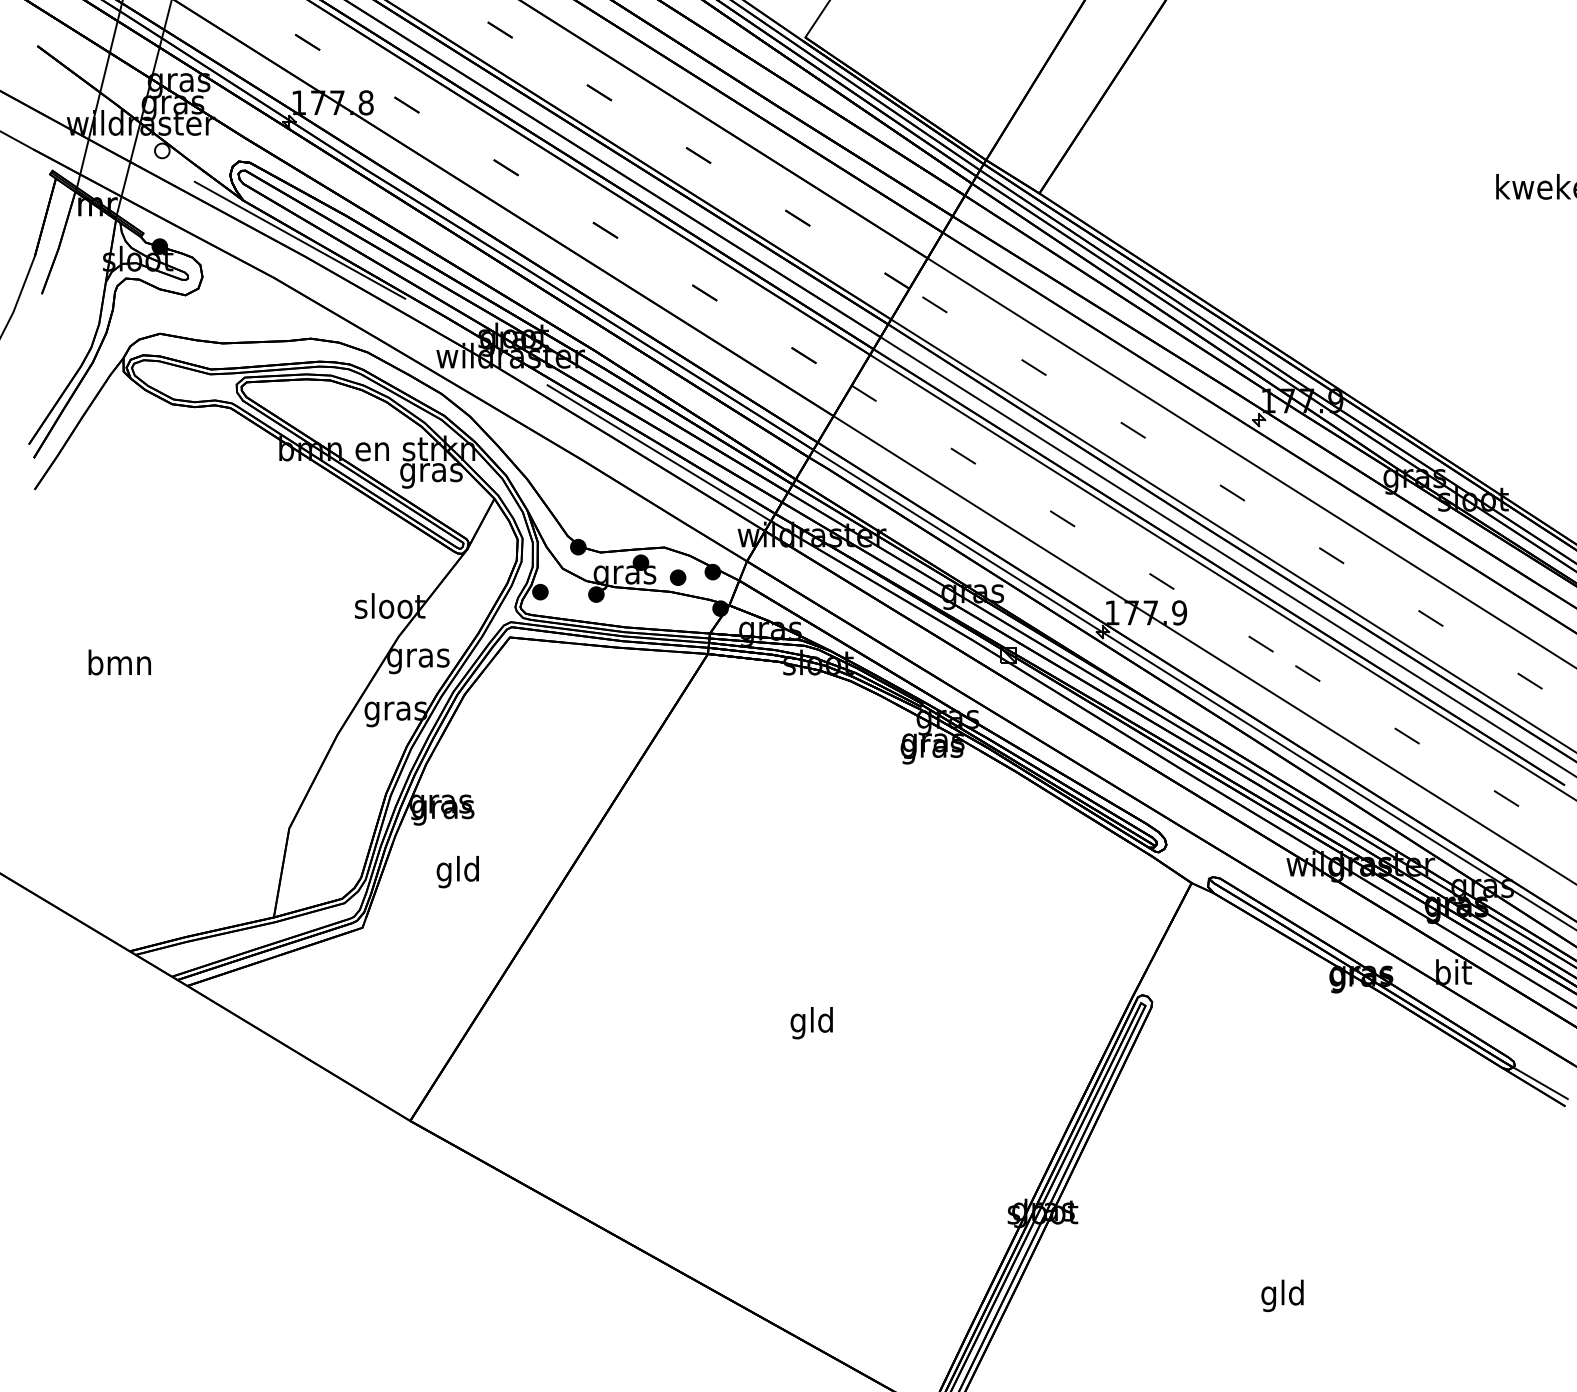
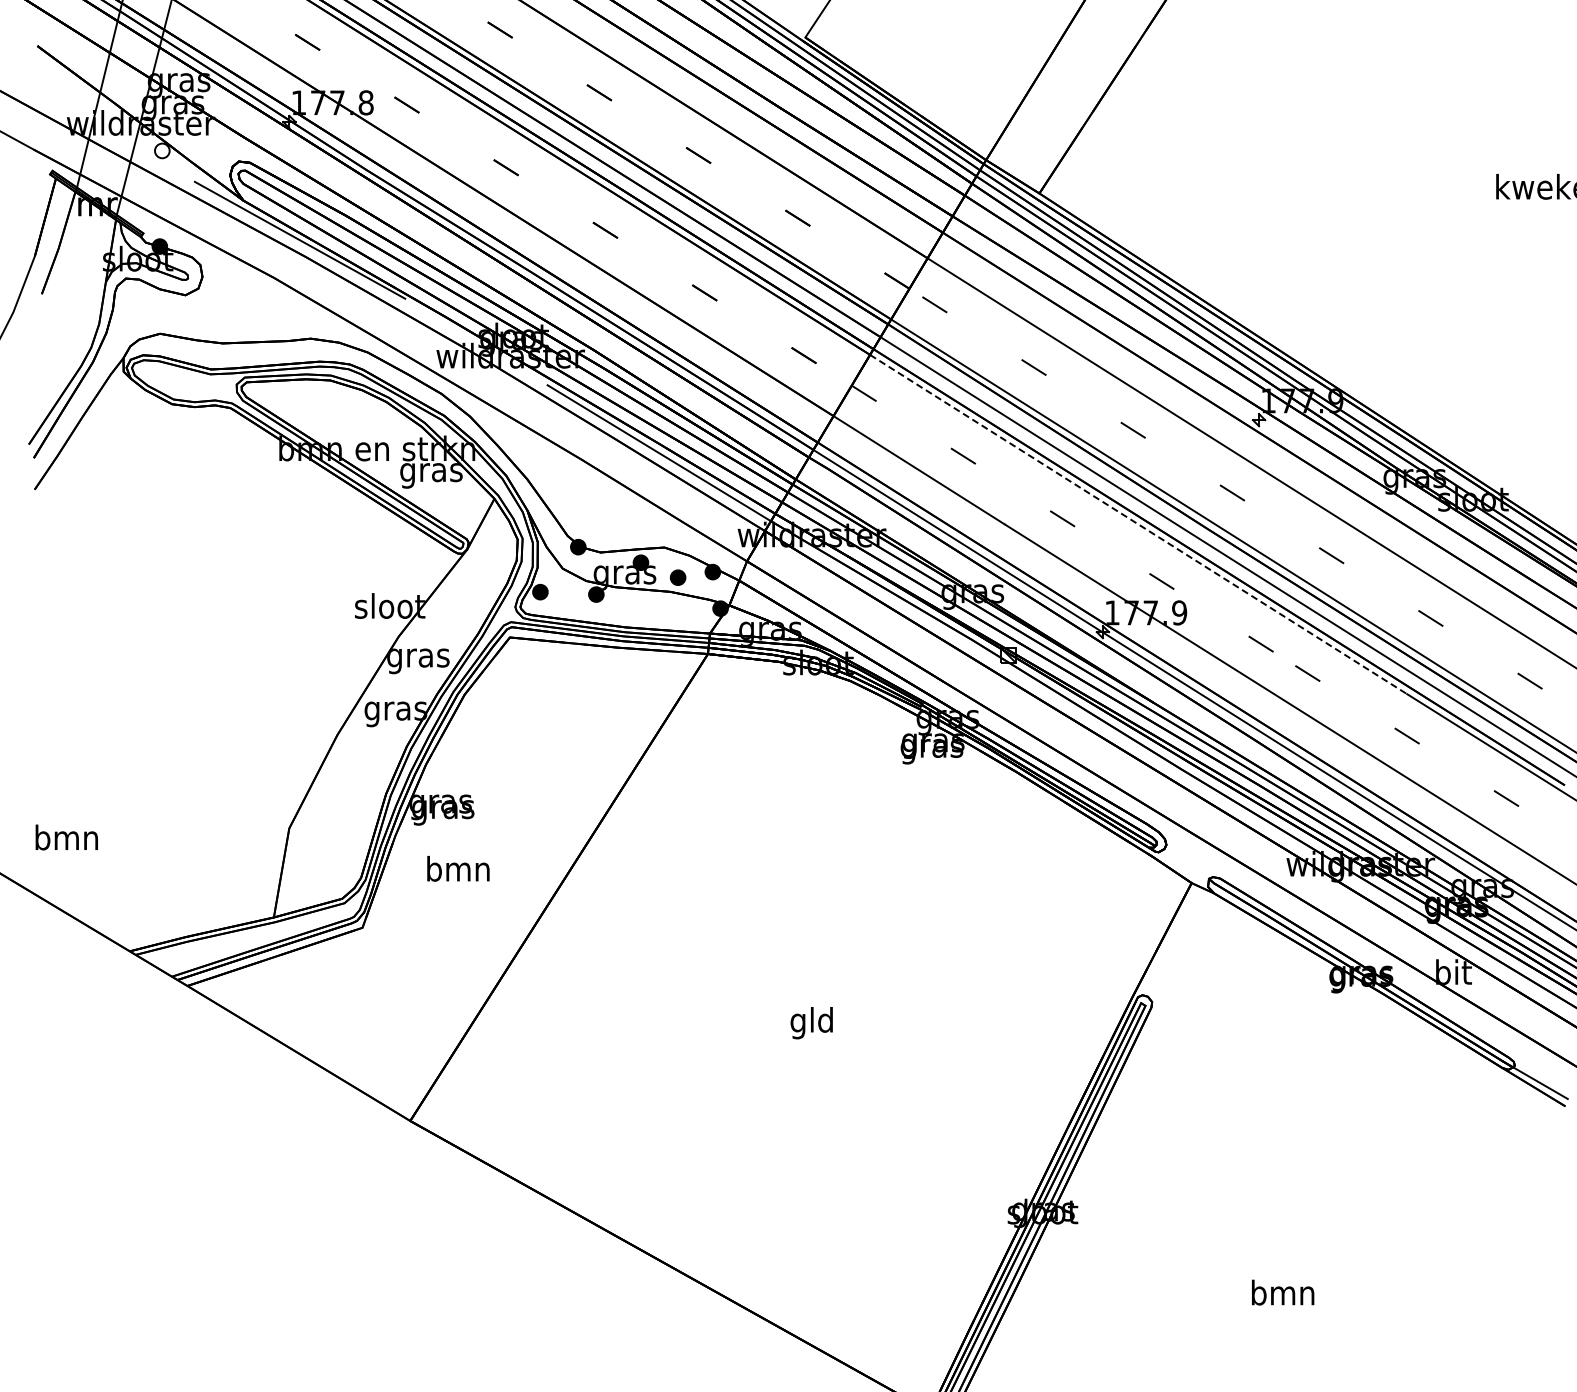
line: solid -> dashed (1138, 524)
text position: (119, 662) -> (66, 837) (66, 837)
text: gld -> bmn (458, 872)
text: gld -> bmn (1283, 1295)
